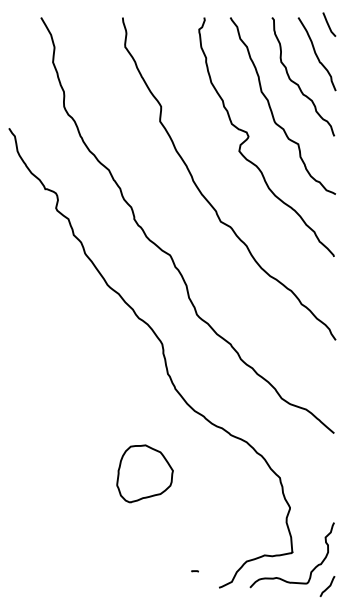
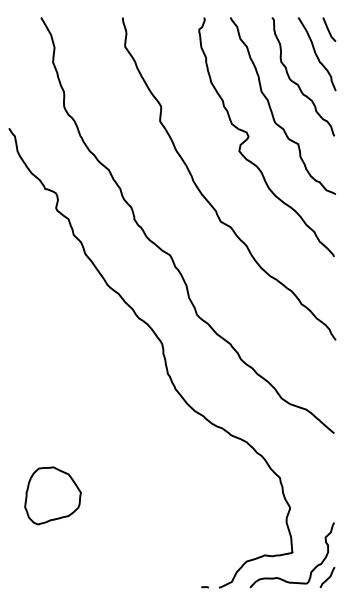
curve position: (329, 24) -> (329, 29) (329, 29)
part position: (144, 473) -> (52, 495) (52, 495)
line position: (194, 571) -> (204, 587) (204, 587)
curve position: (328, 586) -> (328, 577) (328, 577)
